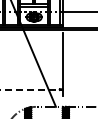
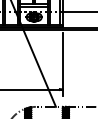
line: dashed -> solid (30, 89)
